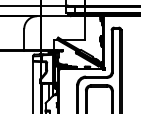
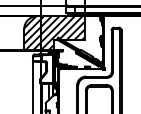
hatch: none -> present (54, 33)
